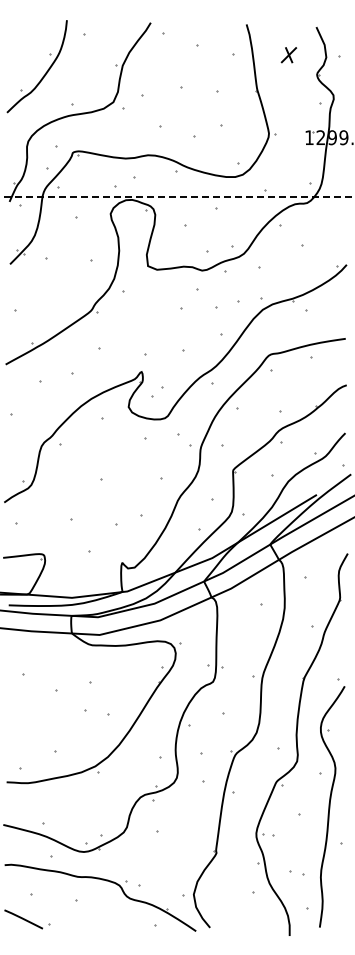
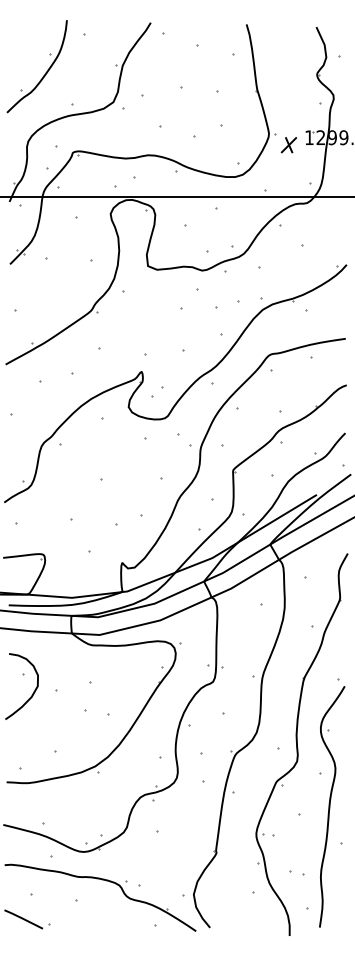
part position: (288, 55) -> (288, 145) (288, 145)
line: dashed -> solid (177, 196)
curve: none -> present (33, 691)
